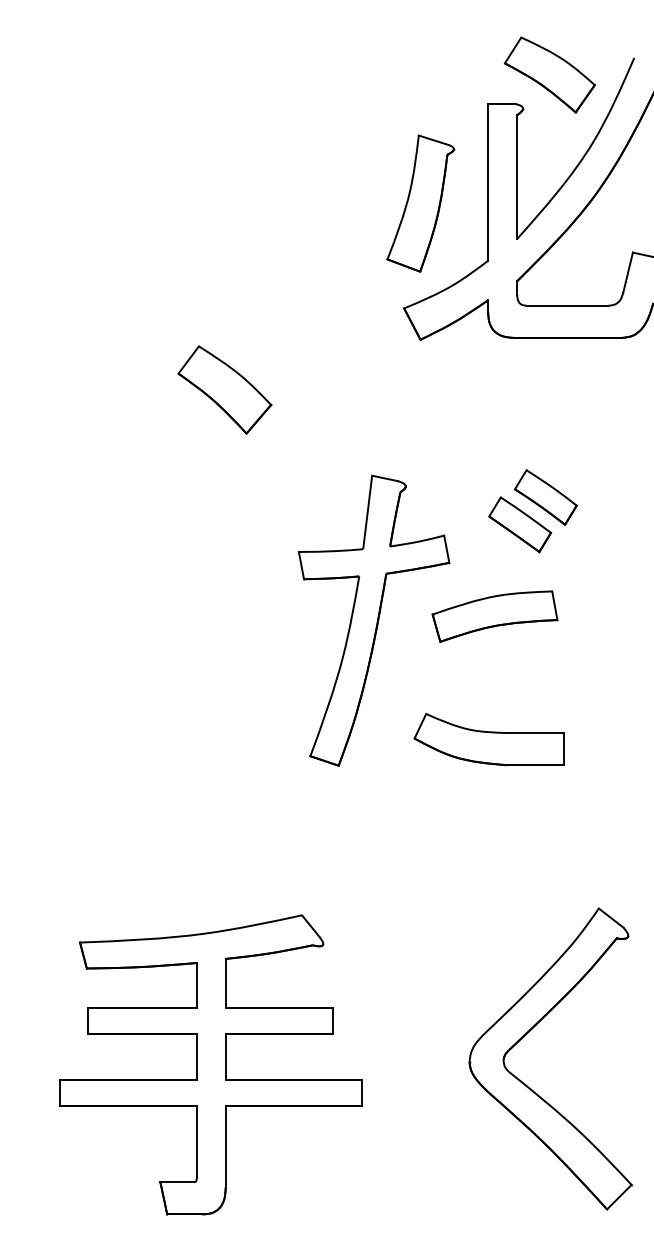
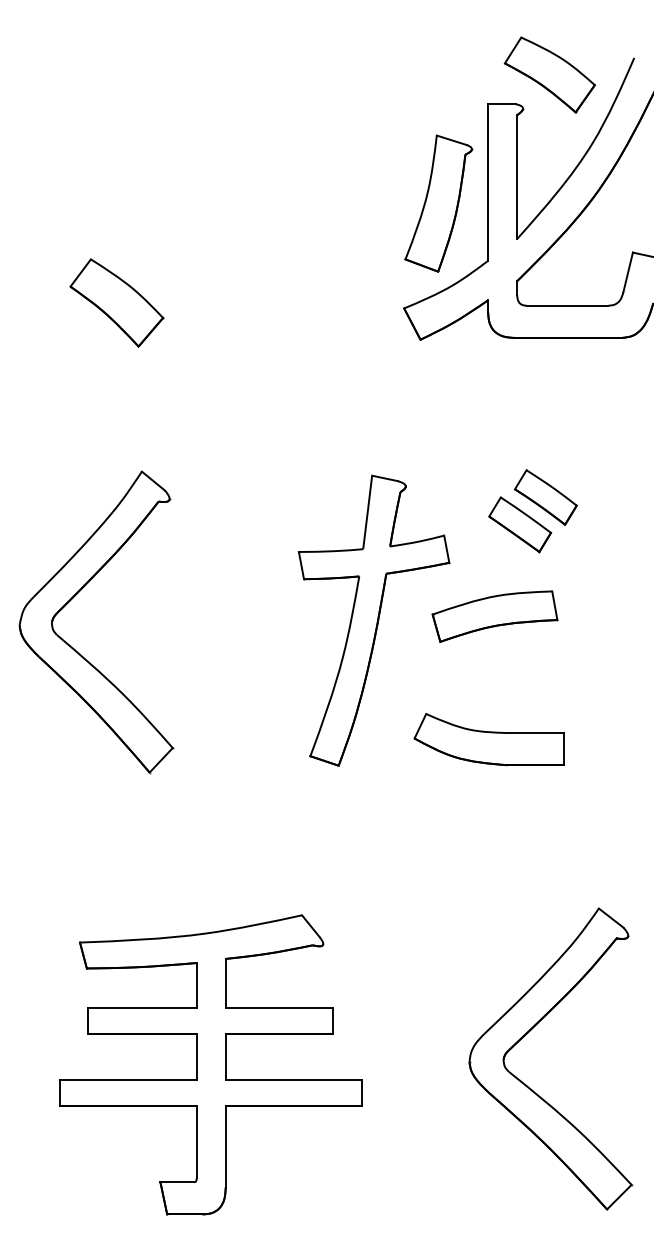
part position: (420, 203) -> (438, 203) (438, 203)
part position: (224, 389) -> (116, 302) (116, 302)
part: none -> present (73, 598)
